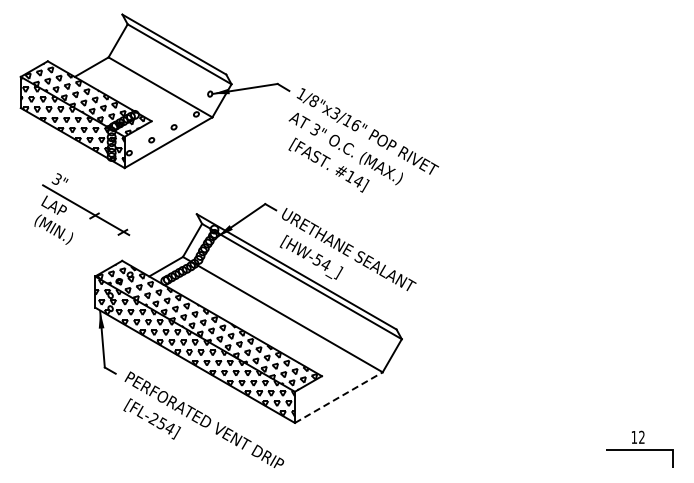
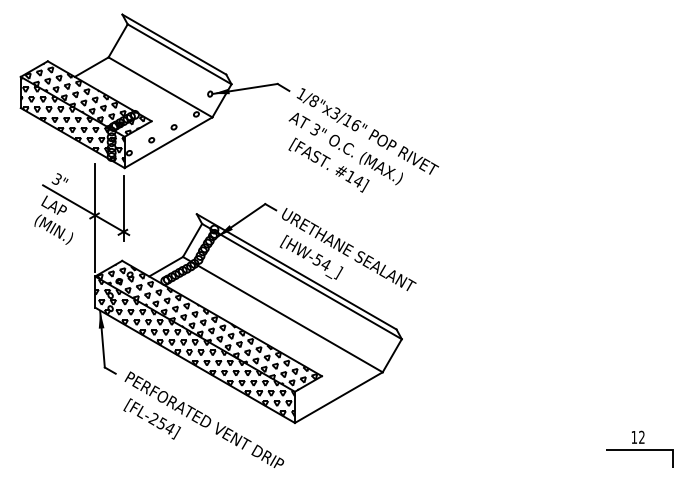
line: none -> present (123, 208)
line: none -> present (95, 217)
line: dashed -> solid (338, 397)
